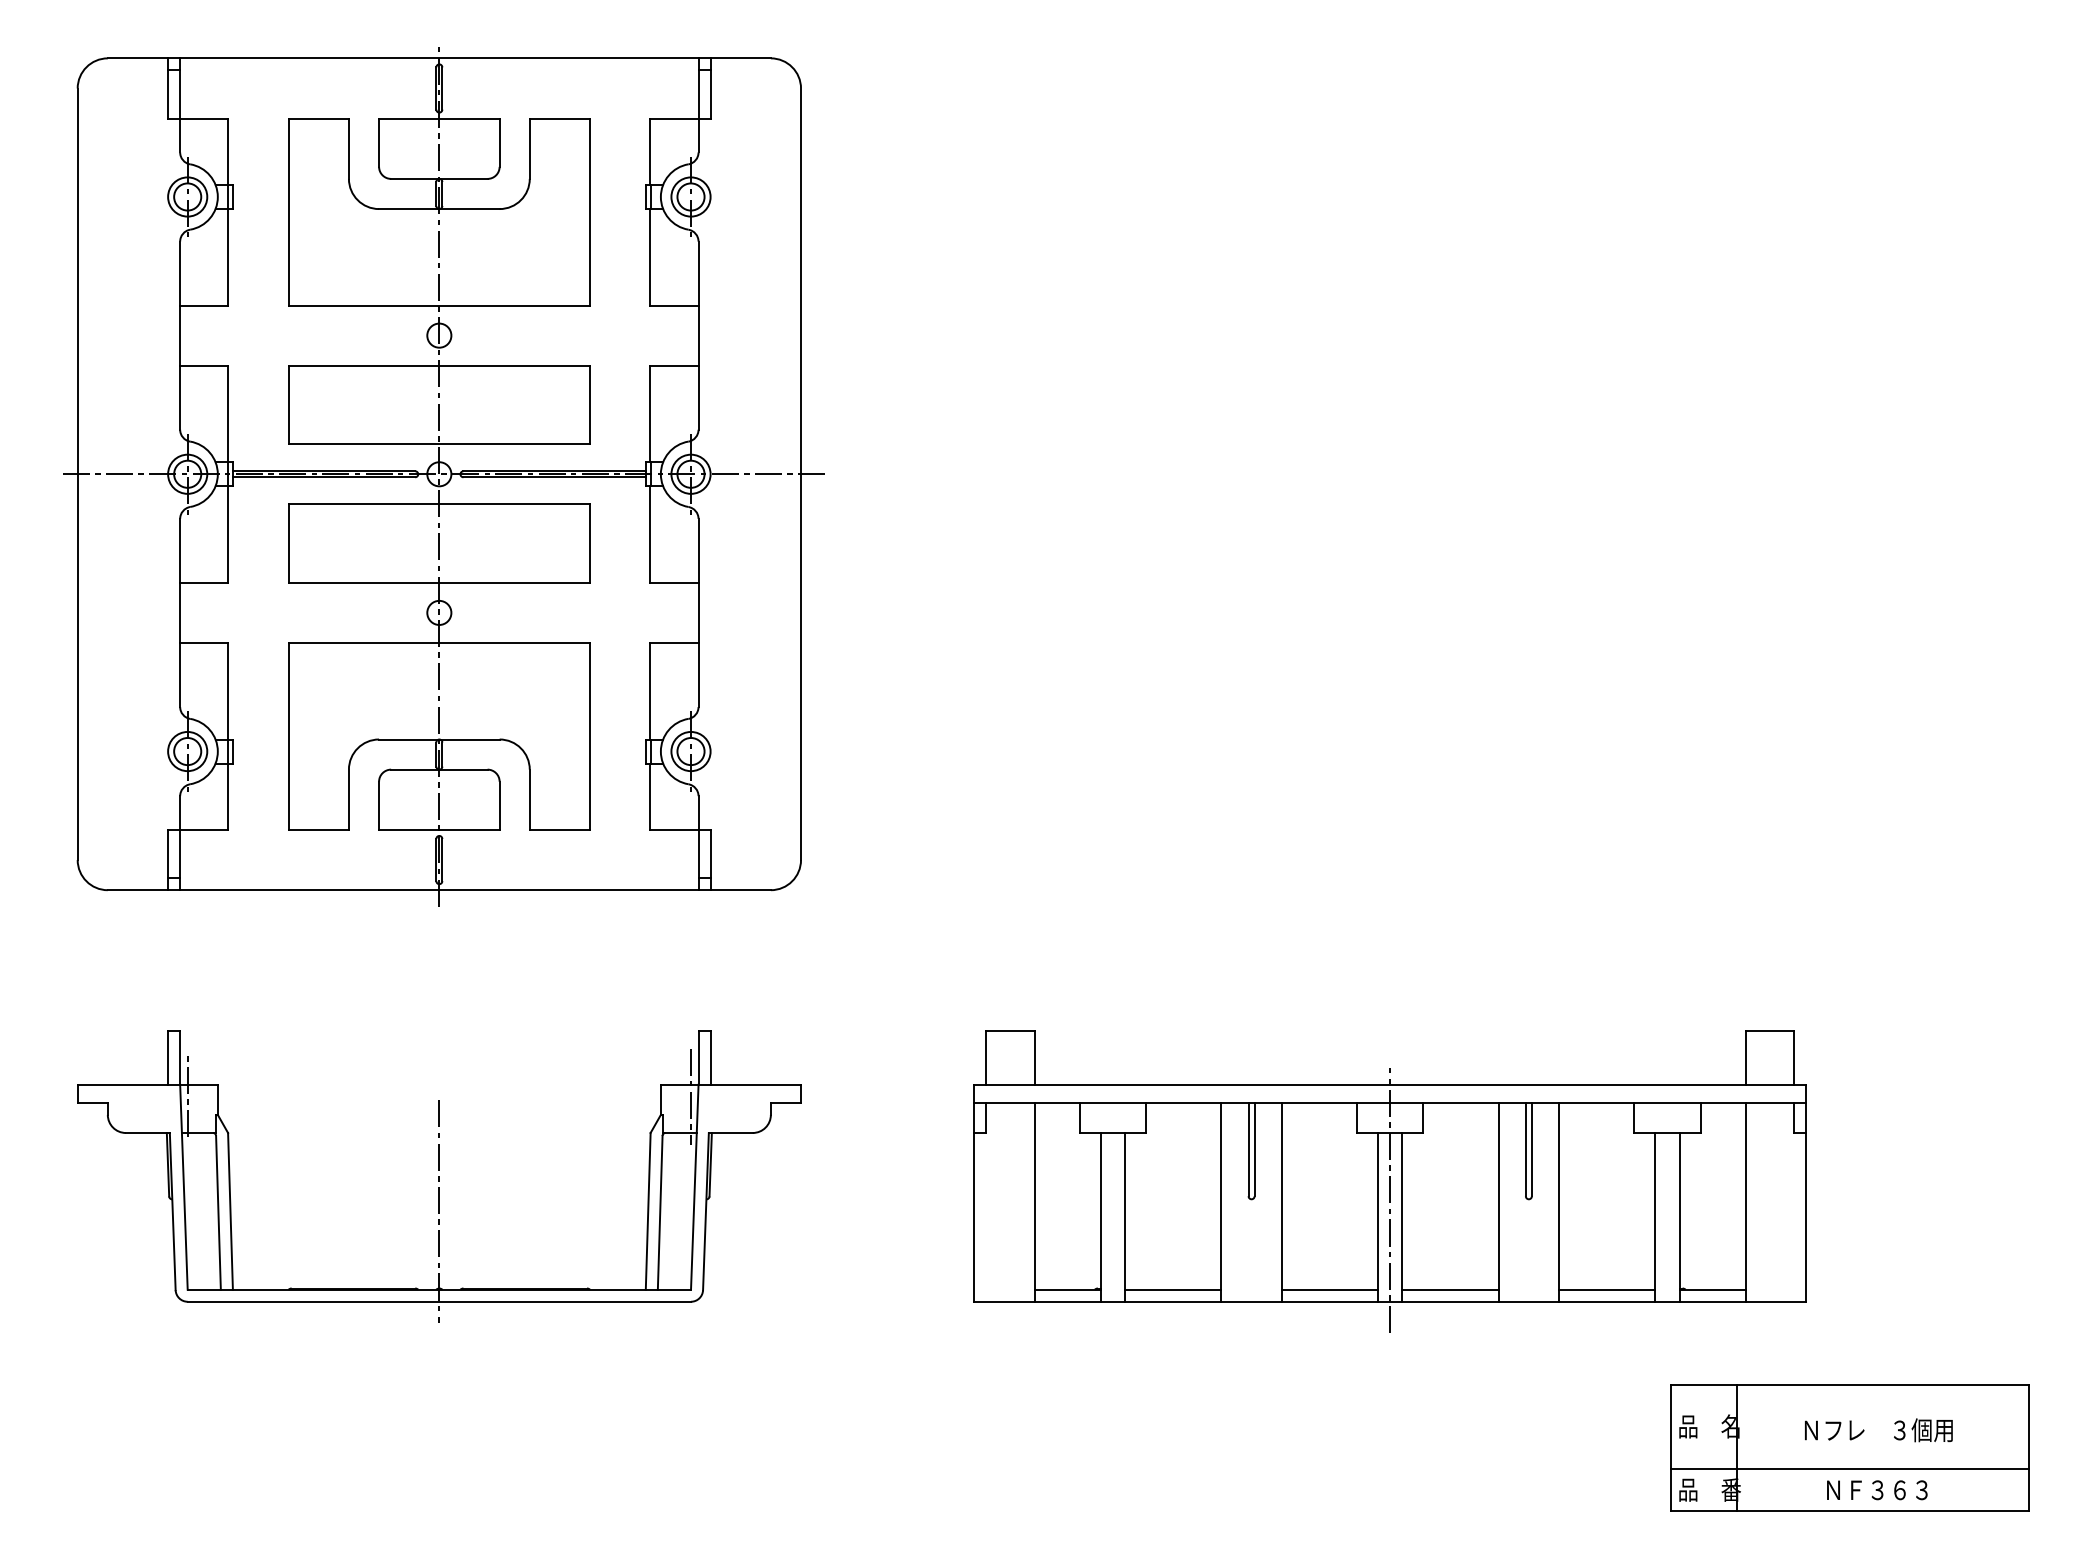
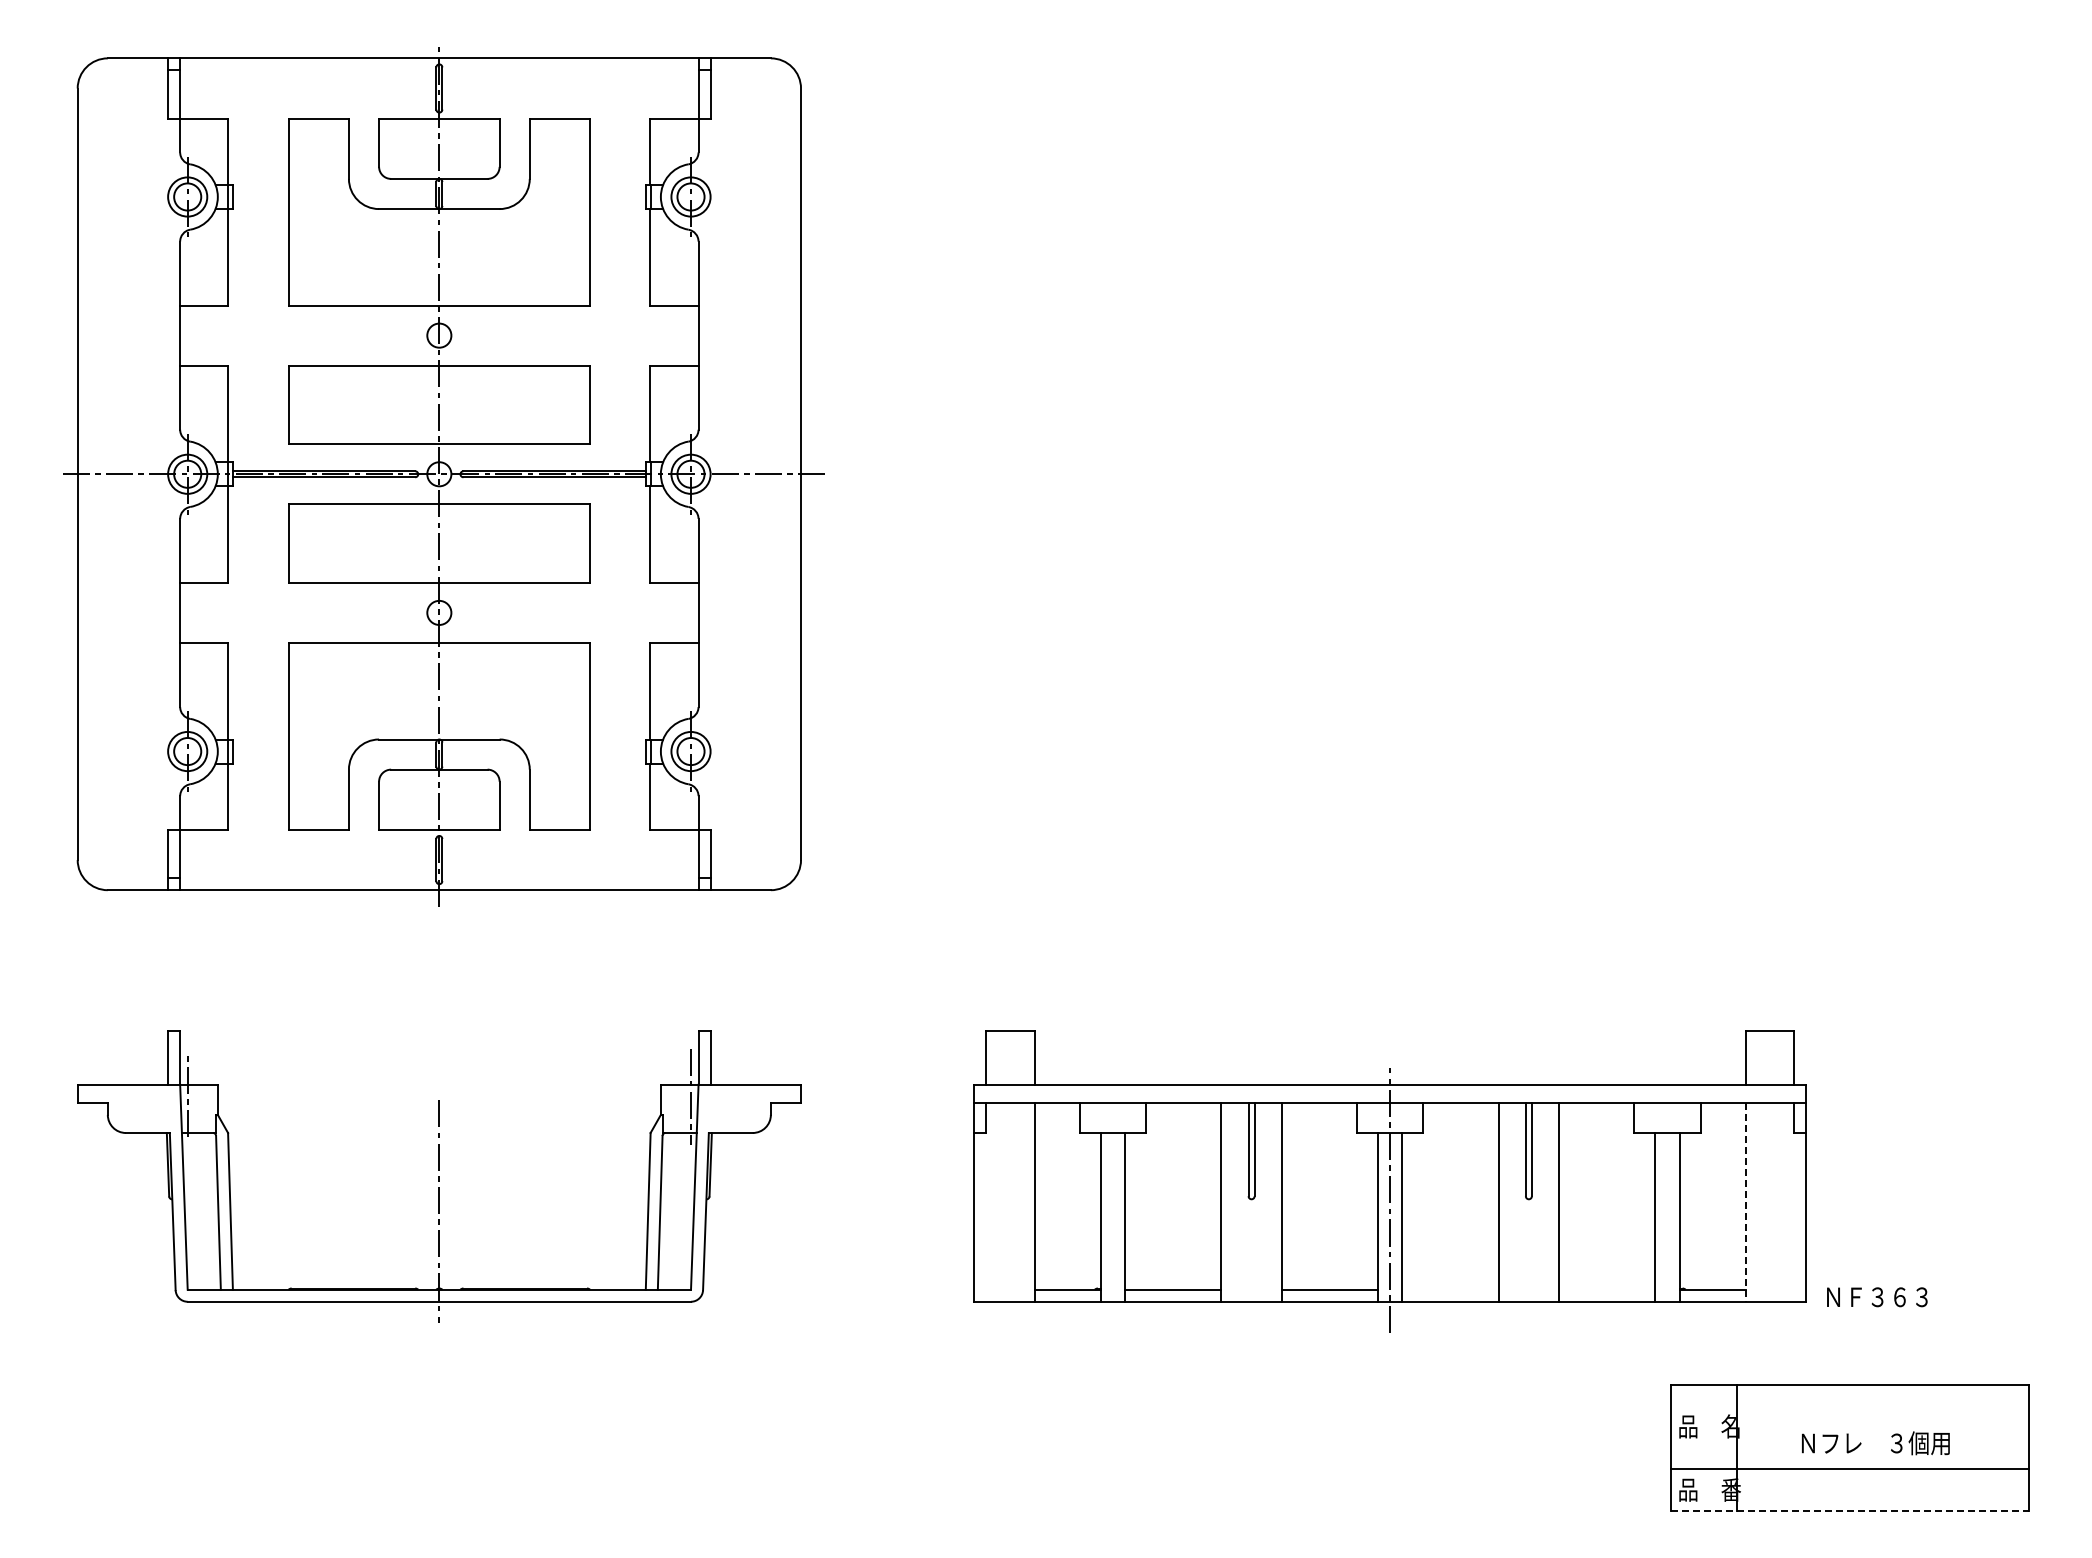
line: solid -> dashed (1745, 1202)
line: present -> none (1450, 1289)
line: present -> none (1607, 1289)
text position: (1878, 1430) -> (1875, 1443) (1875, 1443)
text position: (1877, 1490) -> (1877, 1297) (1877, 1297)
line: solid -> dashed (1850, 1511)
